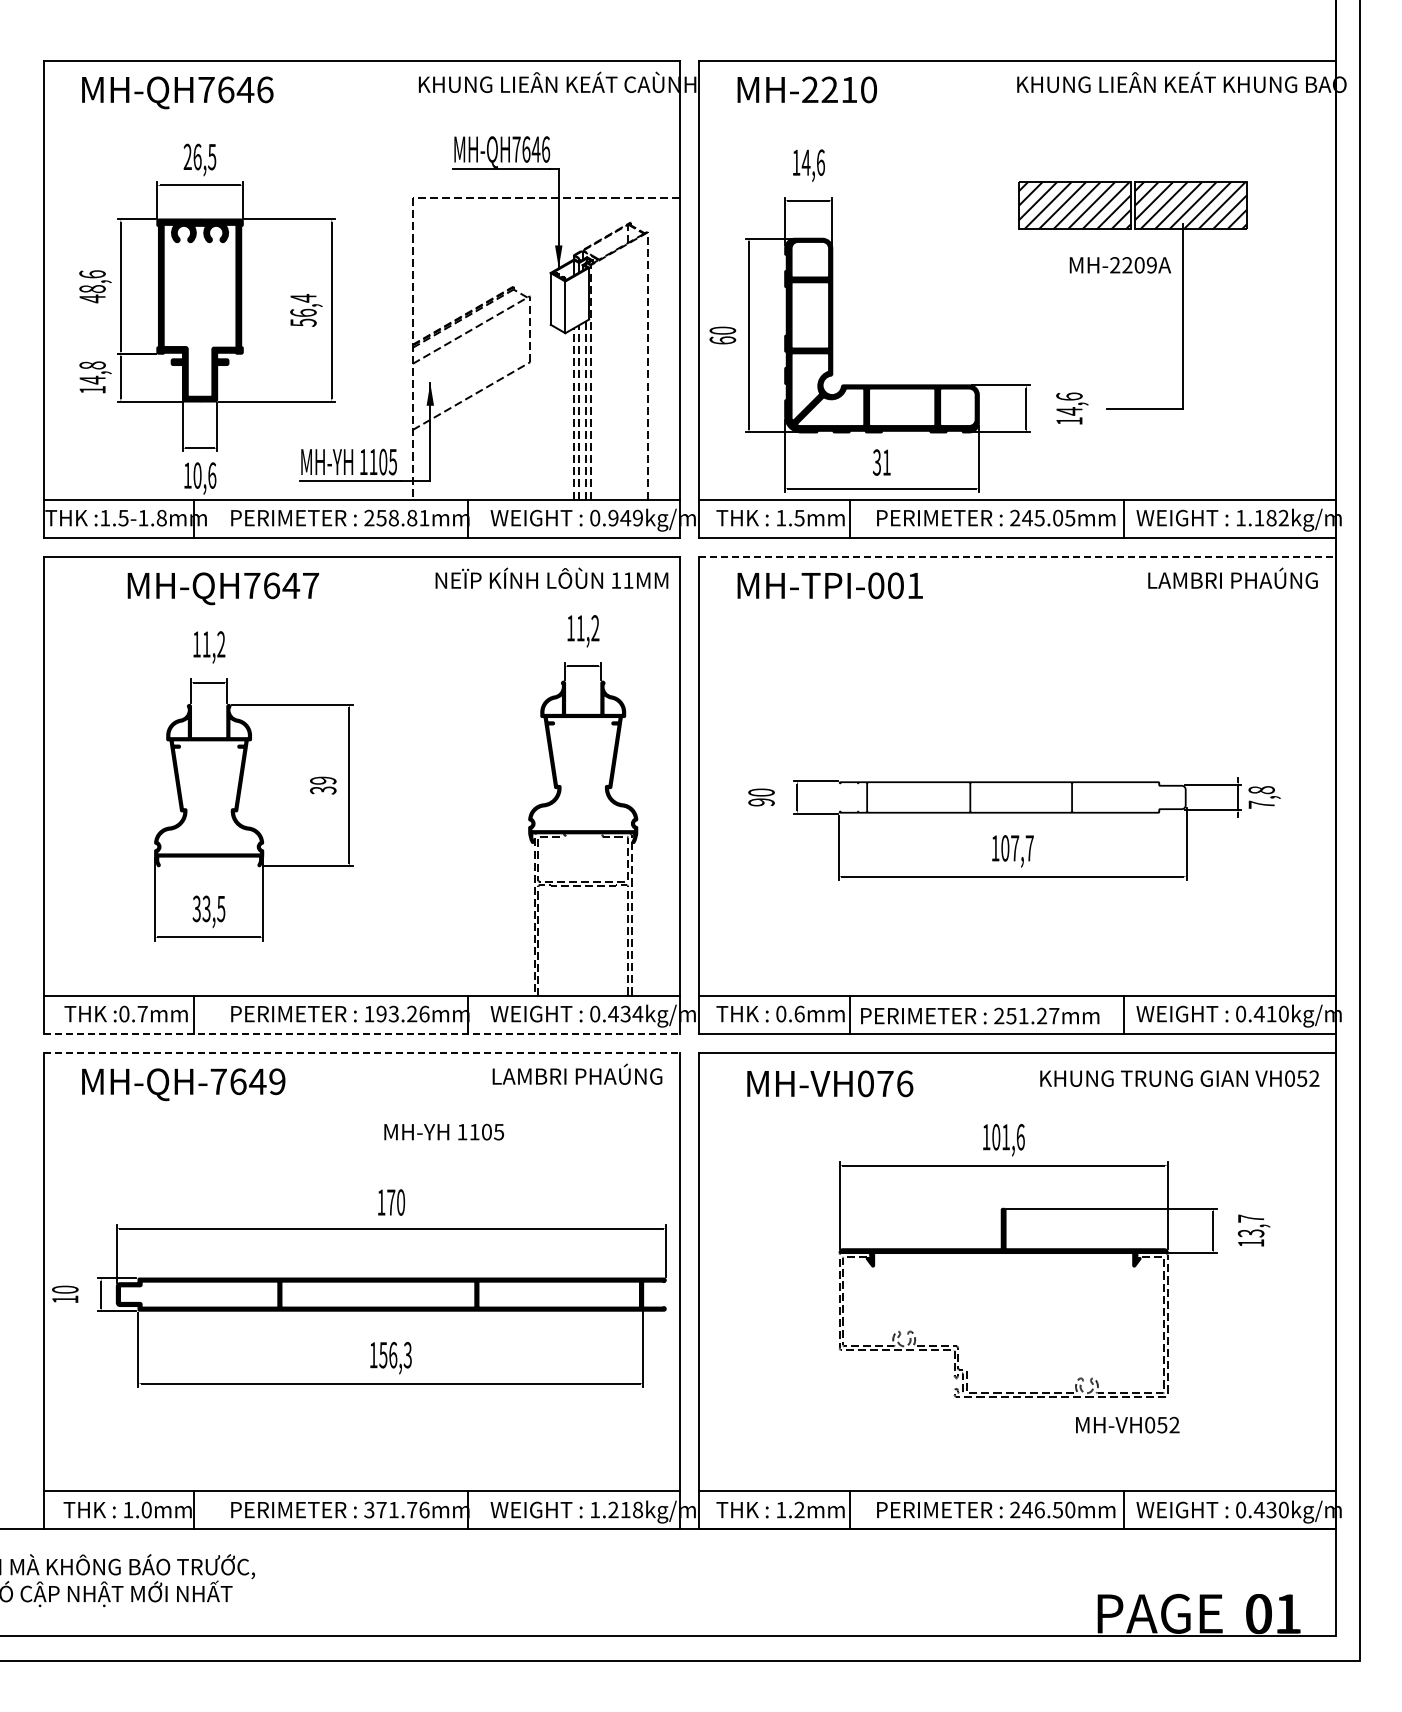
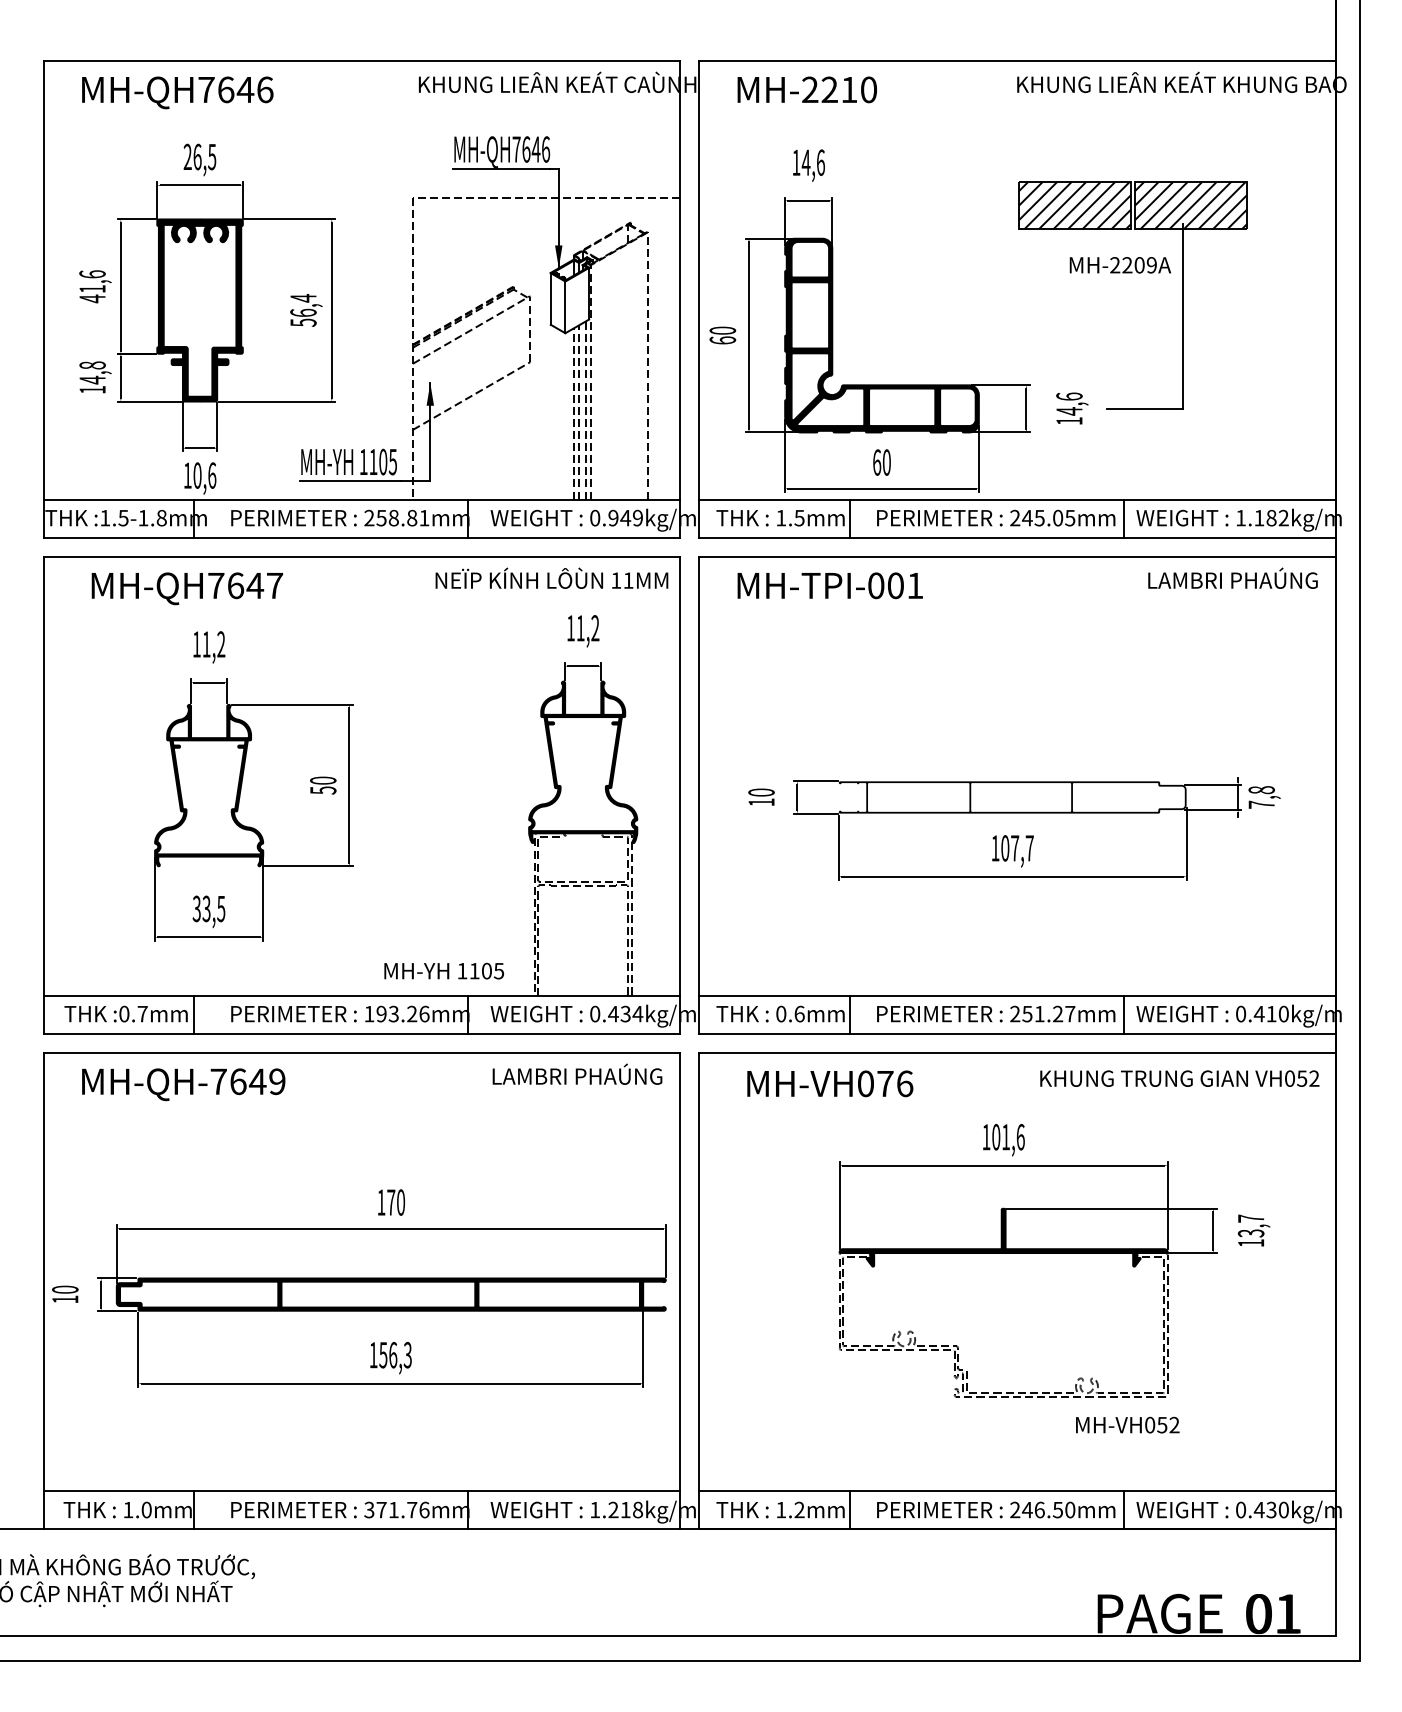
text: 48,6 -> 41,6 (92, 289)
text: 31 -> 60 (881, 462)
line: dashed -> solid (1018, 556)
text position: (223, 588) -> (187, 588) (187, 588)
text: 39 -> 50 (323, 785)
text: 90 -> 10 (761, 802)
text position: (980, 1015) -> (996, 1013) (996, 1013)
line: dashed -> solid (362, 1033)
line: dashed -> solid (362, 1052)
text position: (443, 1131) -> (443, 970) (443, 970)
